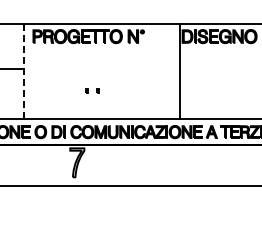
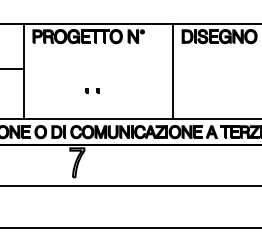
line: dashed -> solid (23, 71)
line position: (179, 71) -> (172, 71) (172, 71)
line: none -> present (130, 228)
